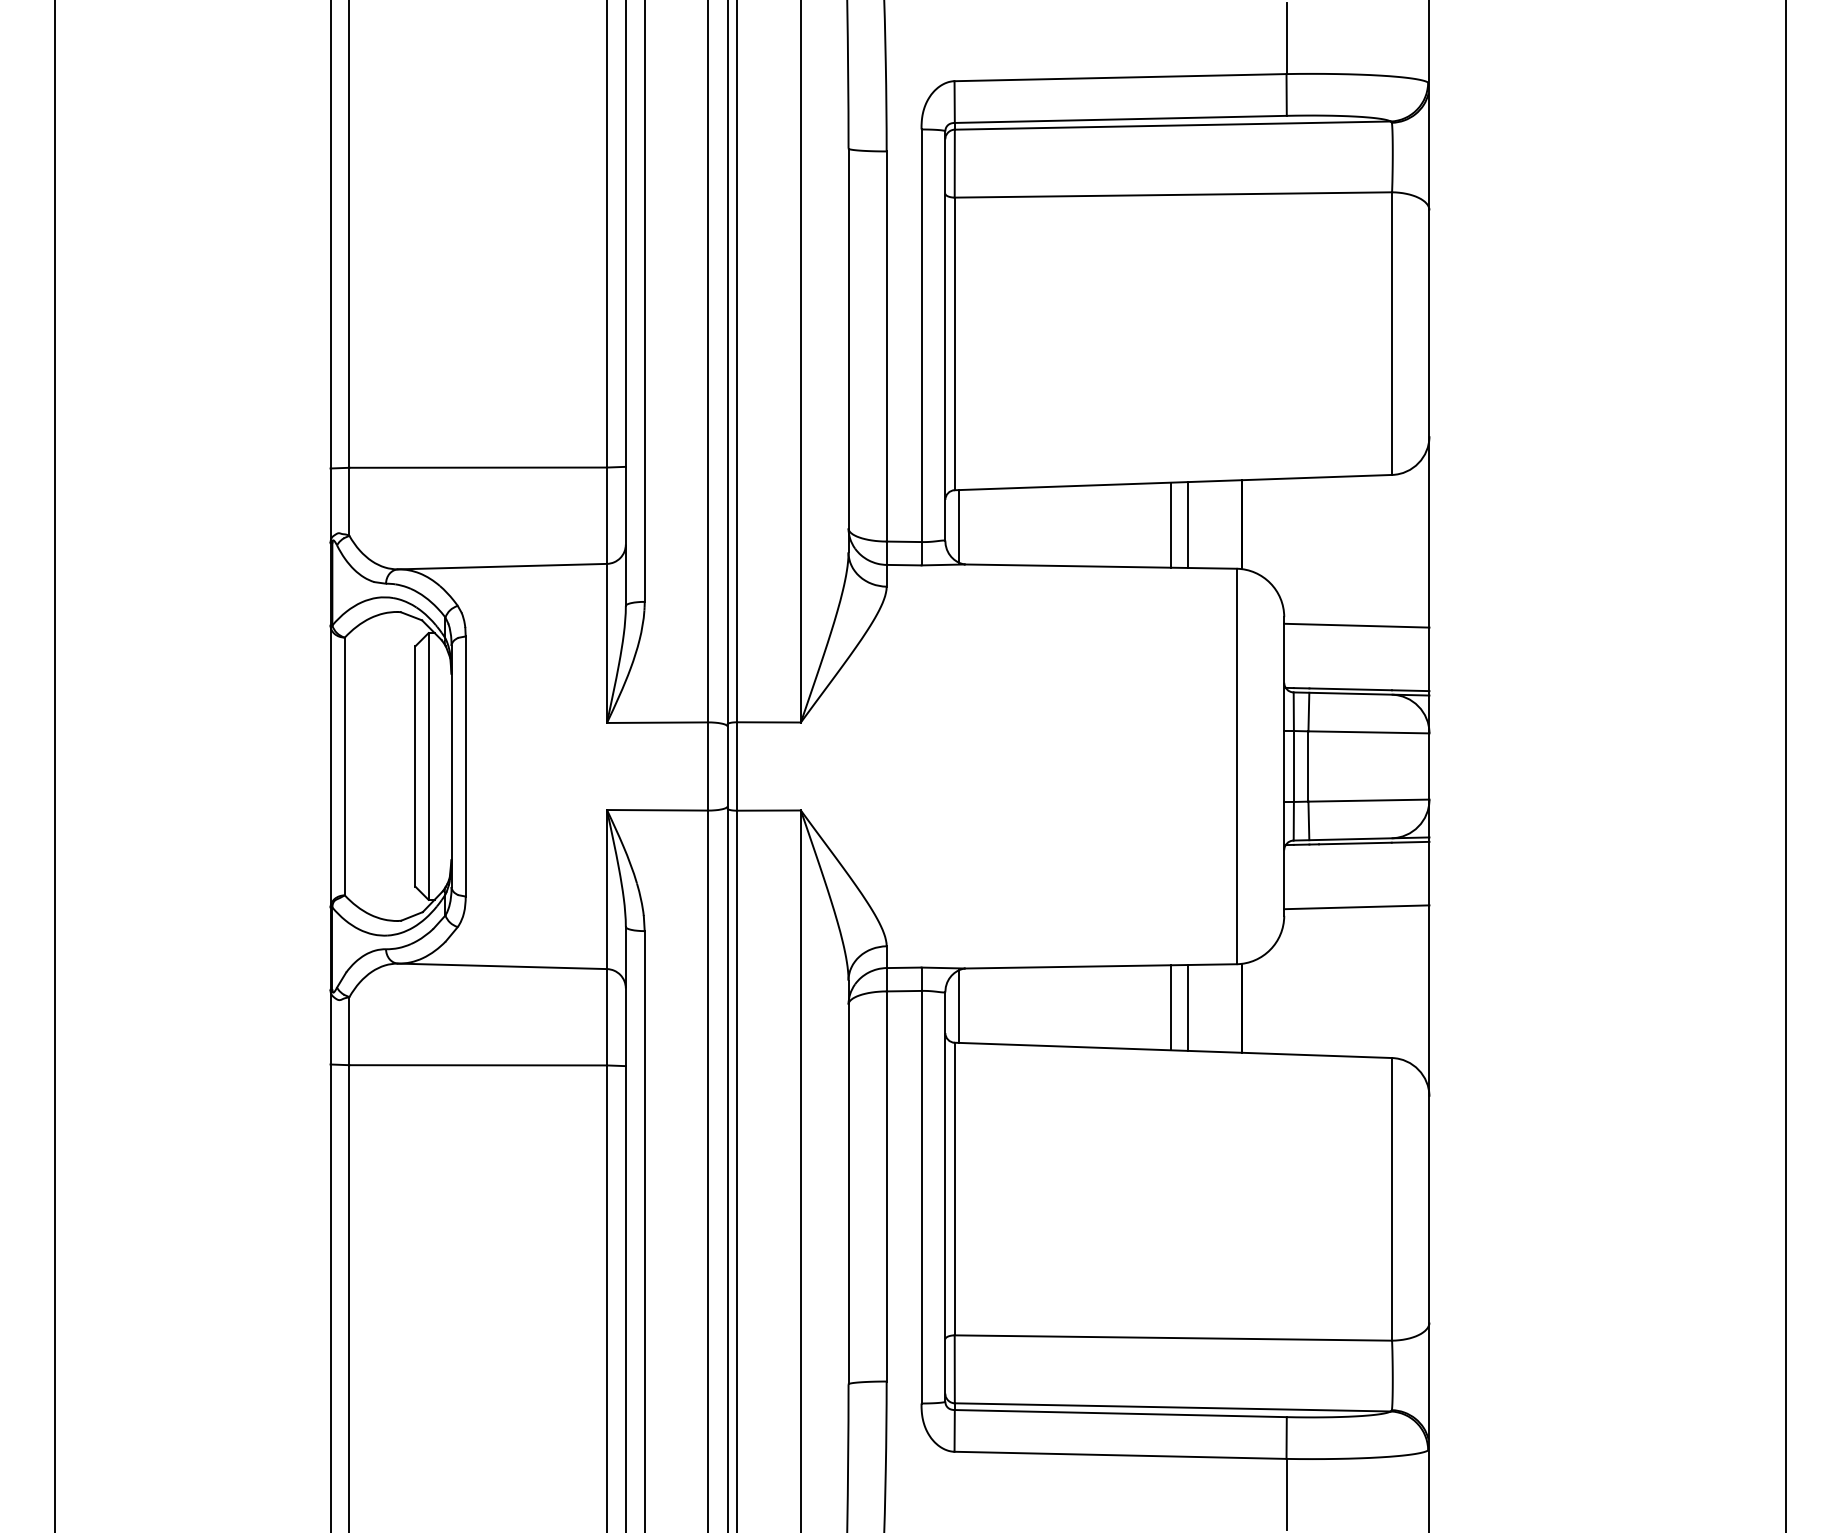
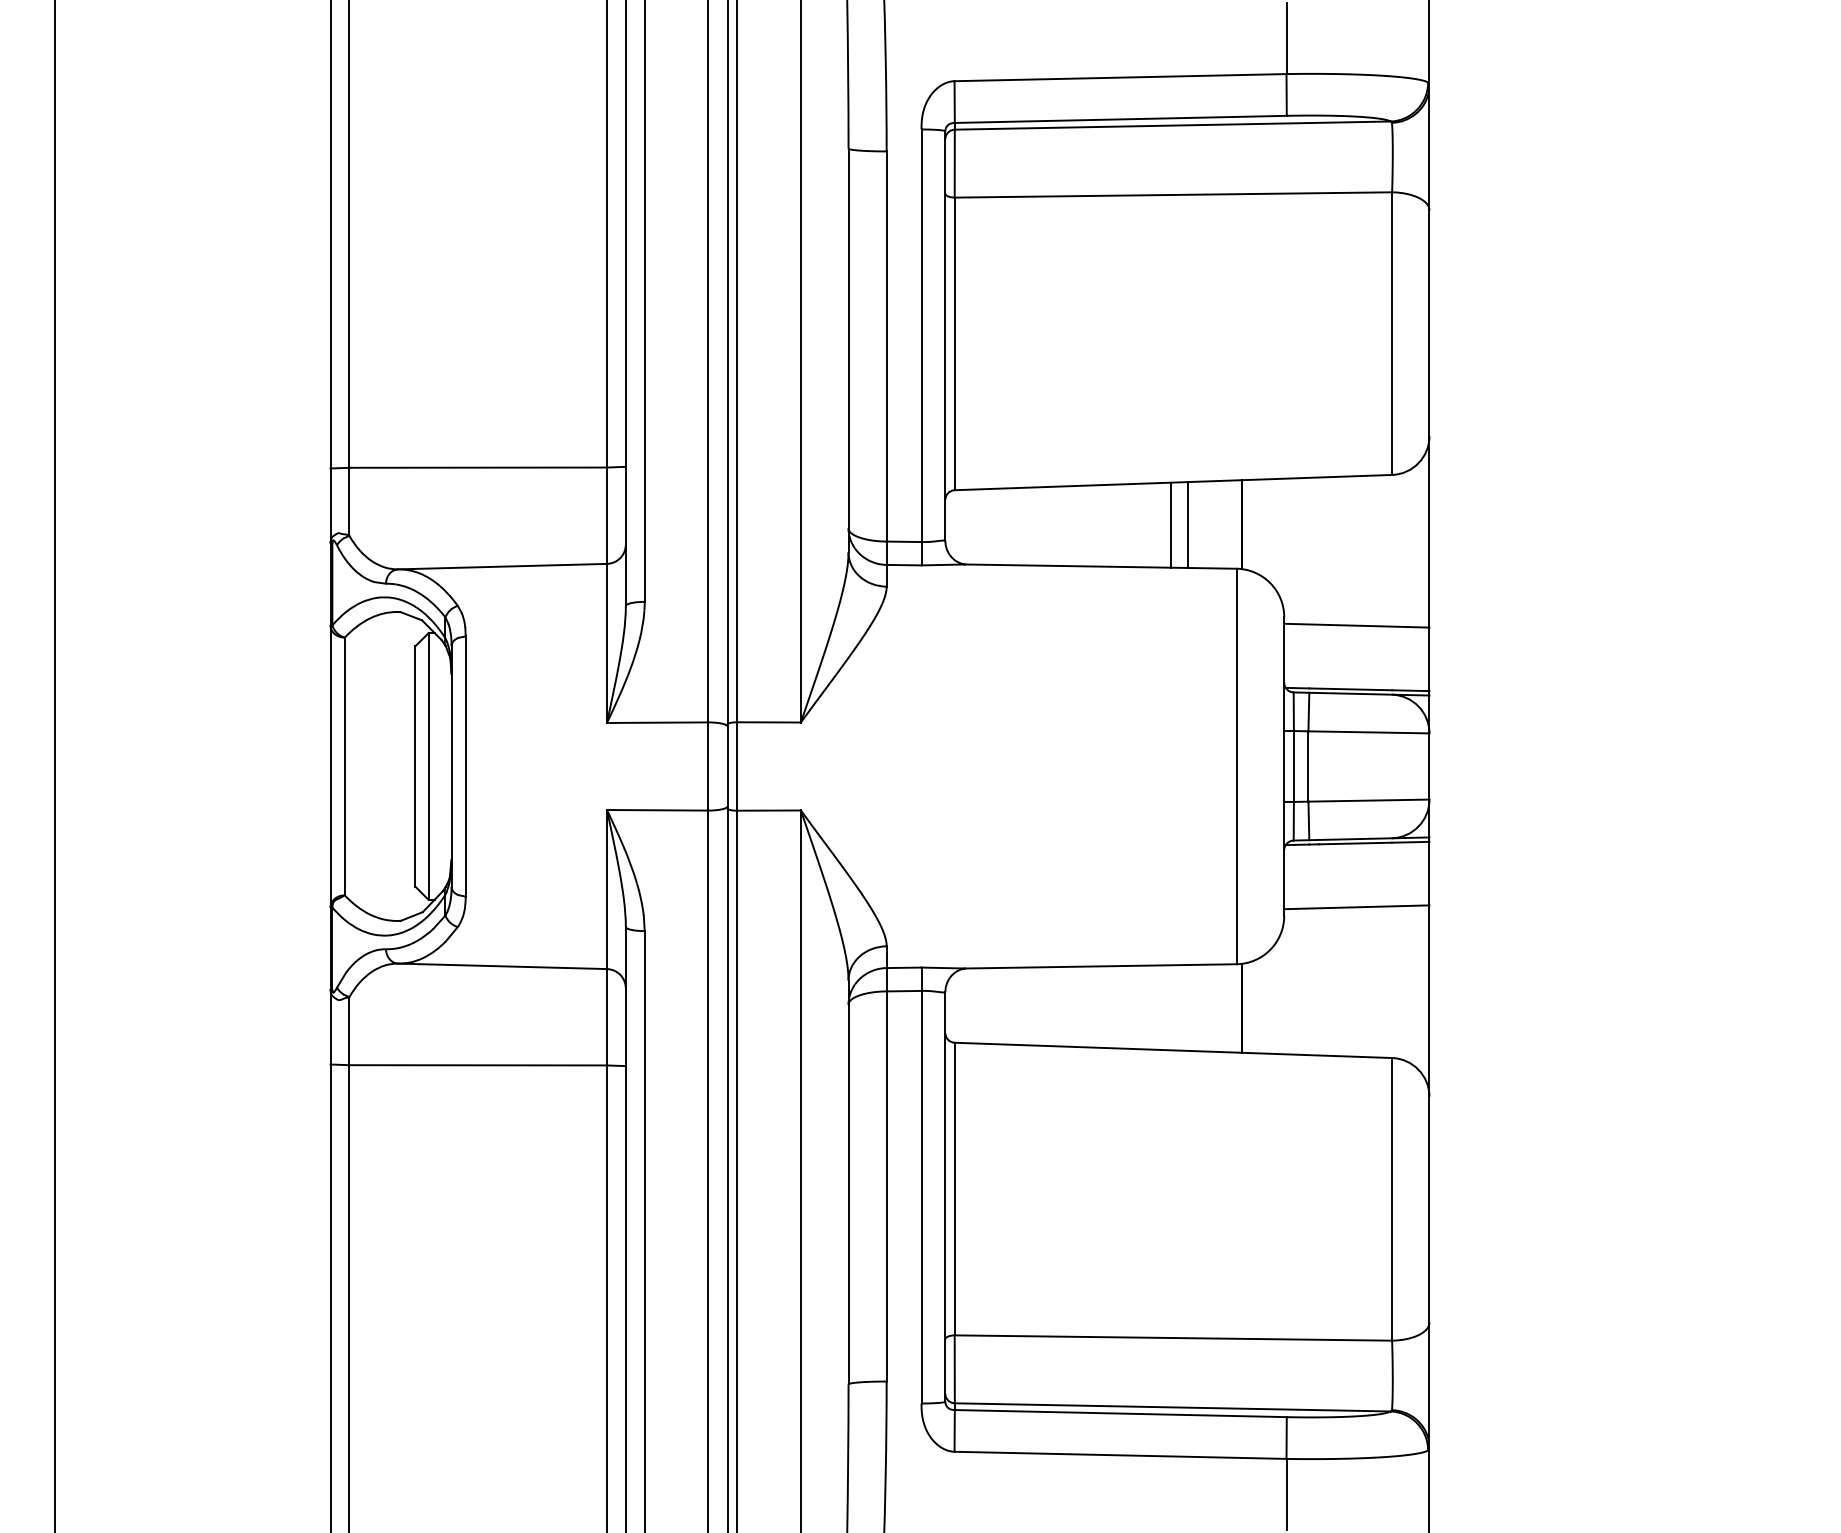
line: present -> none (959, 526)
line: present -> none (1785, 765)
line: present -> none (959, 1006)
line: present -> none (1170, 1007)
line: present -> none (1187, 1007)
